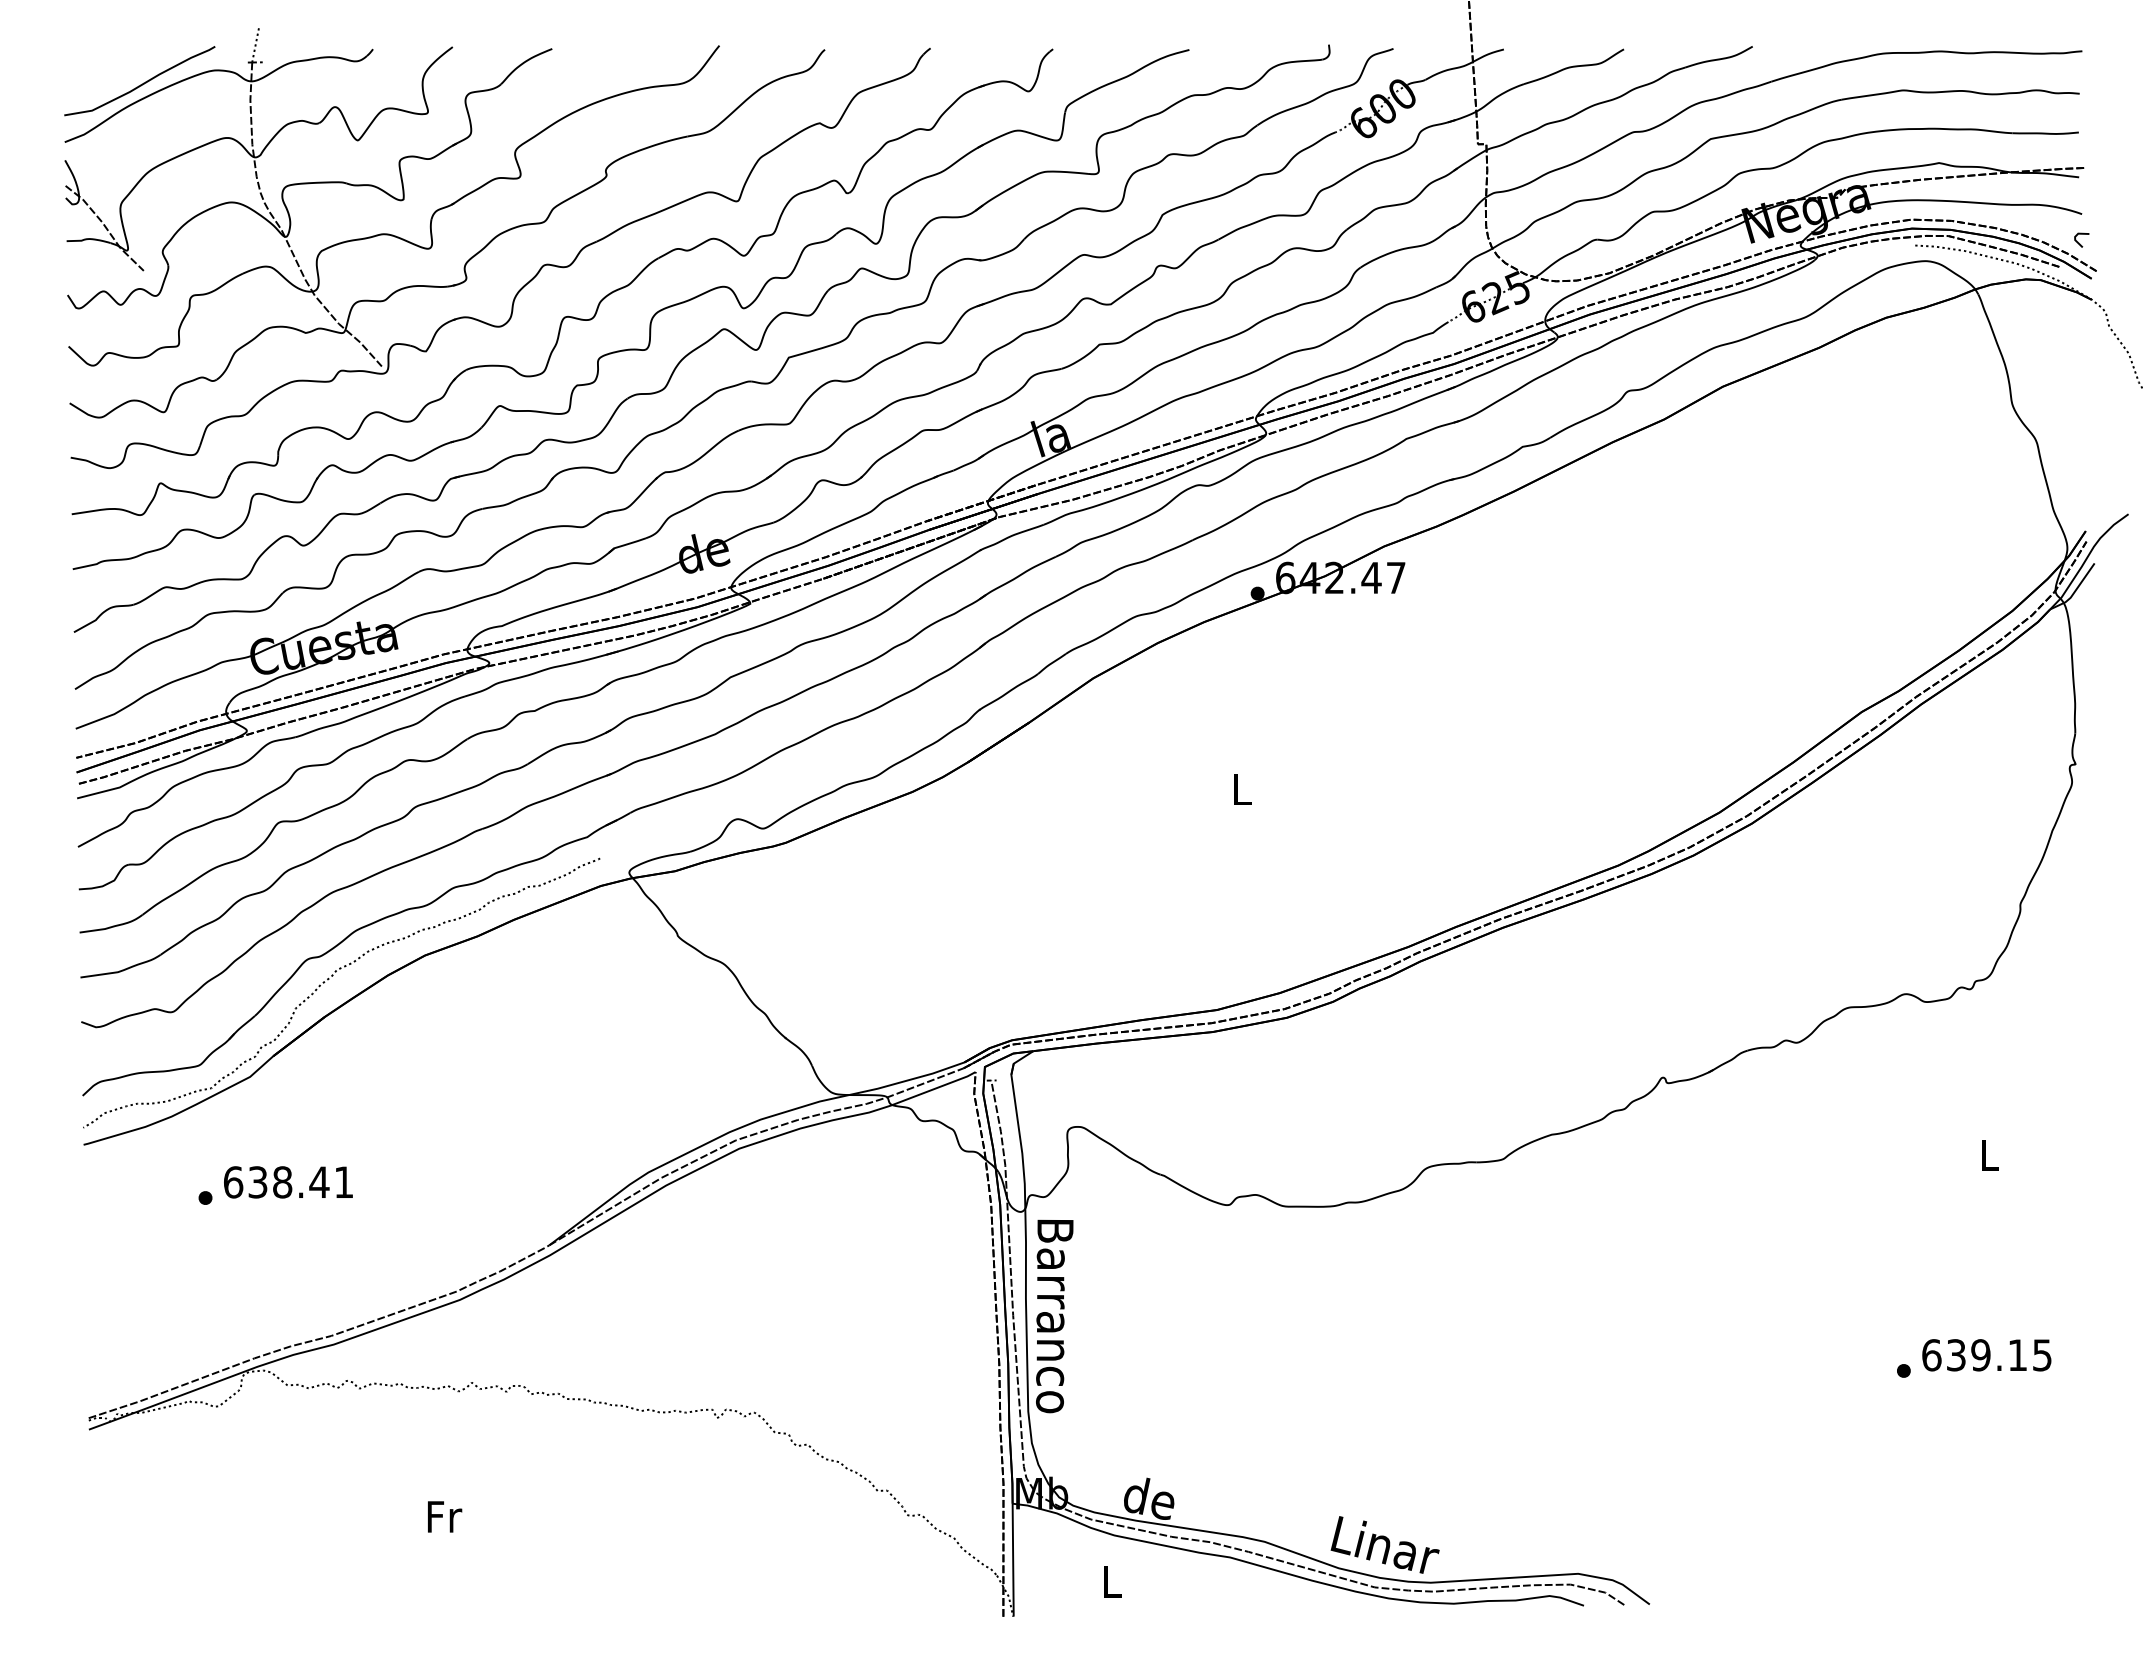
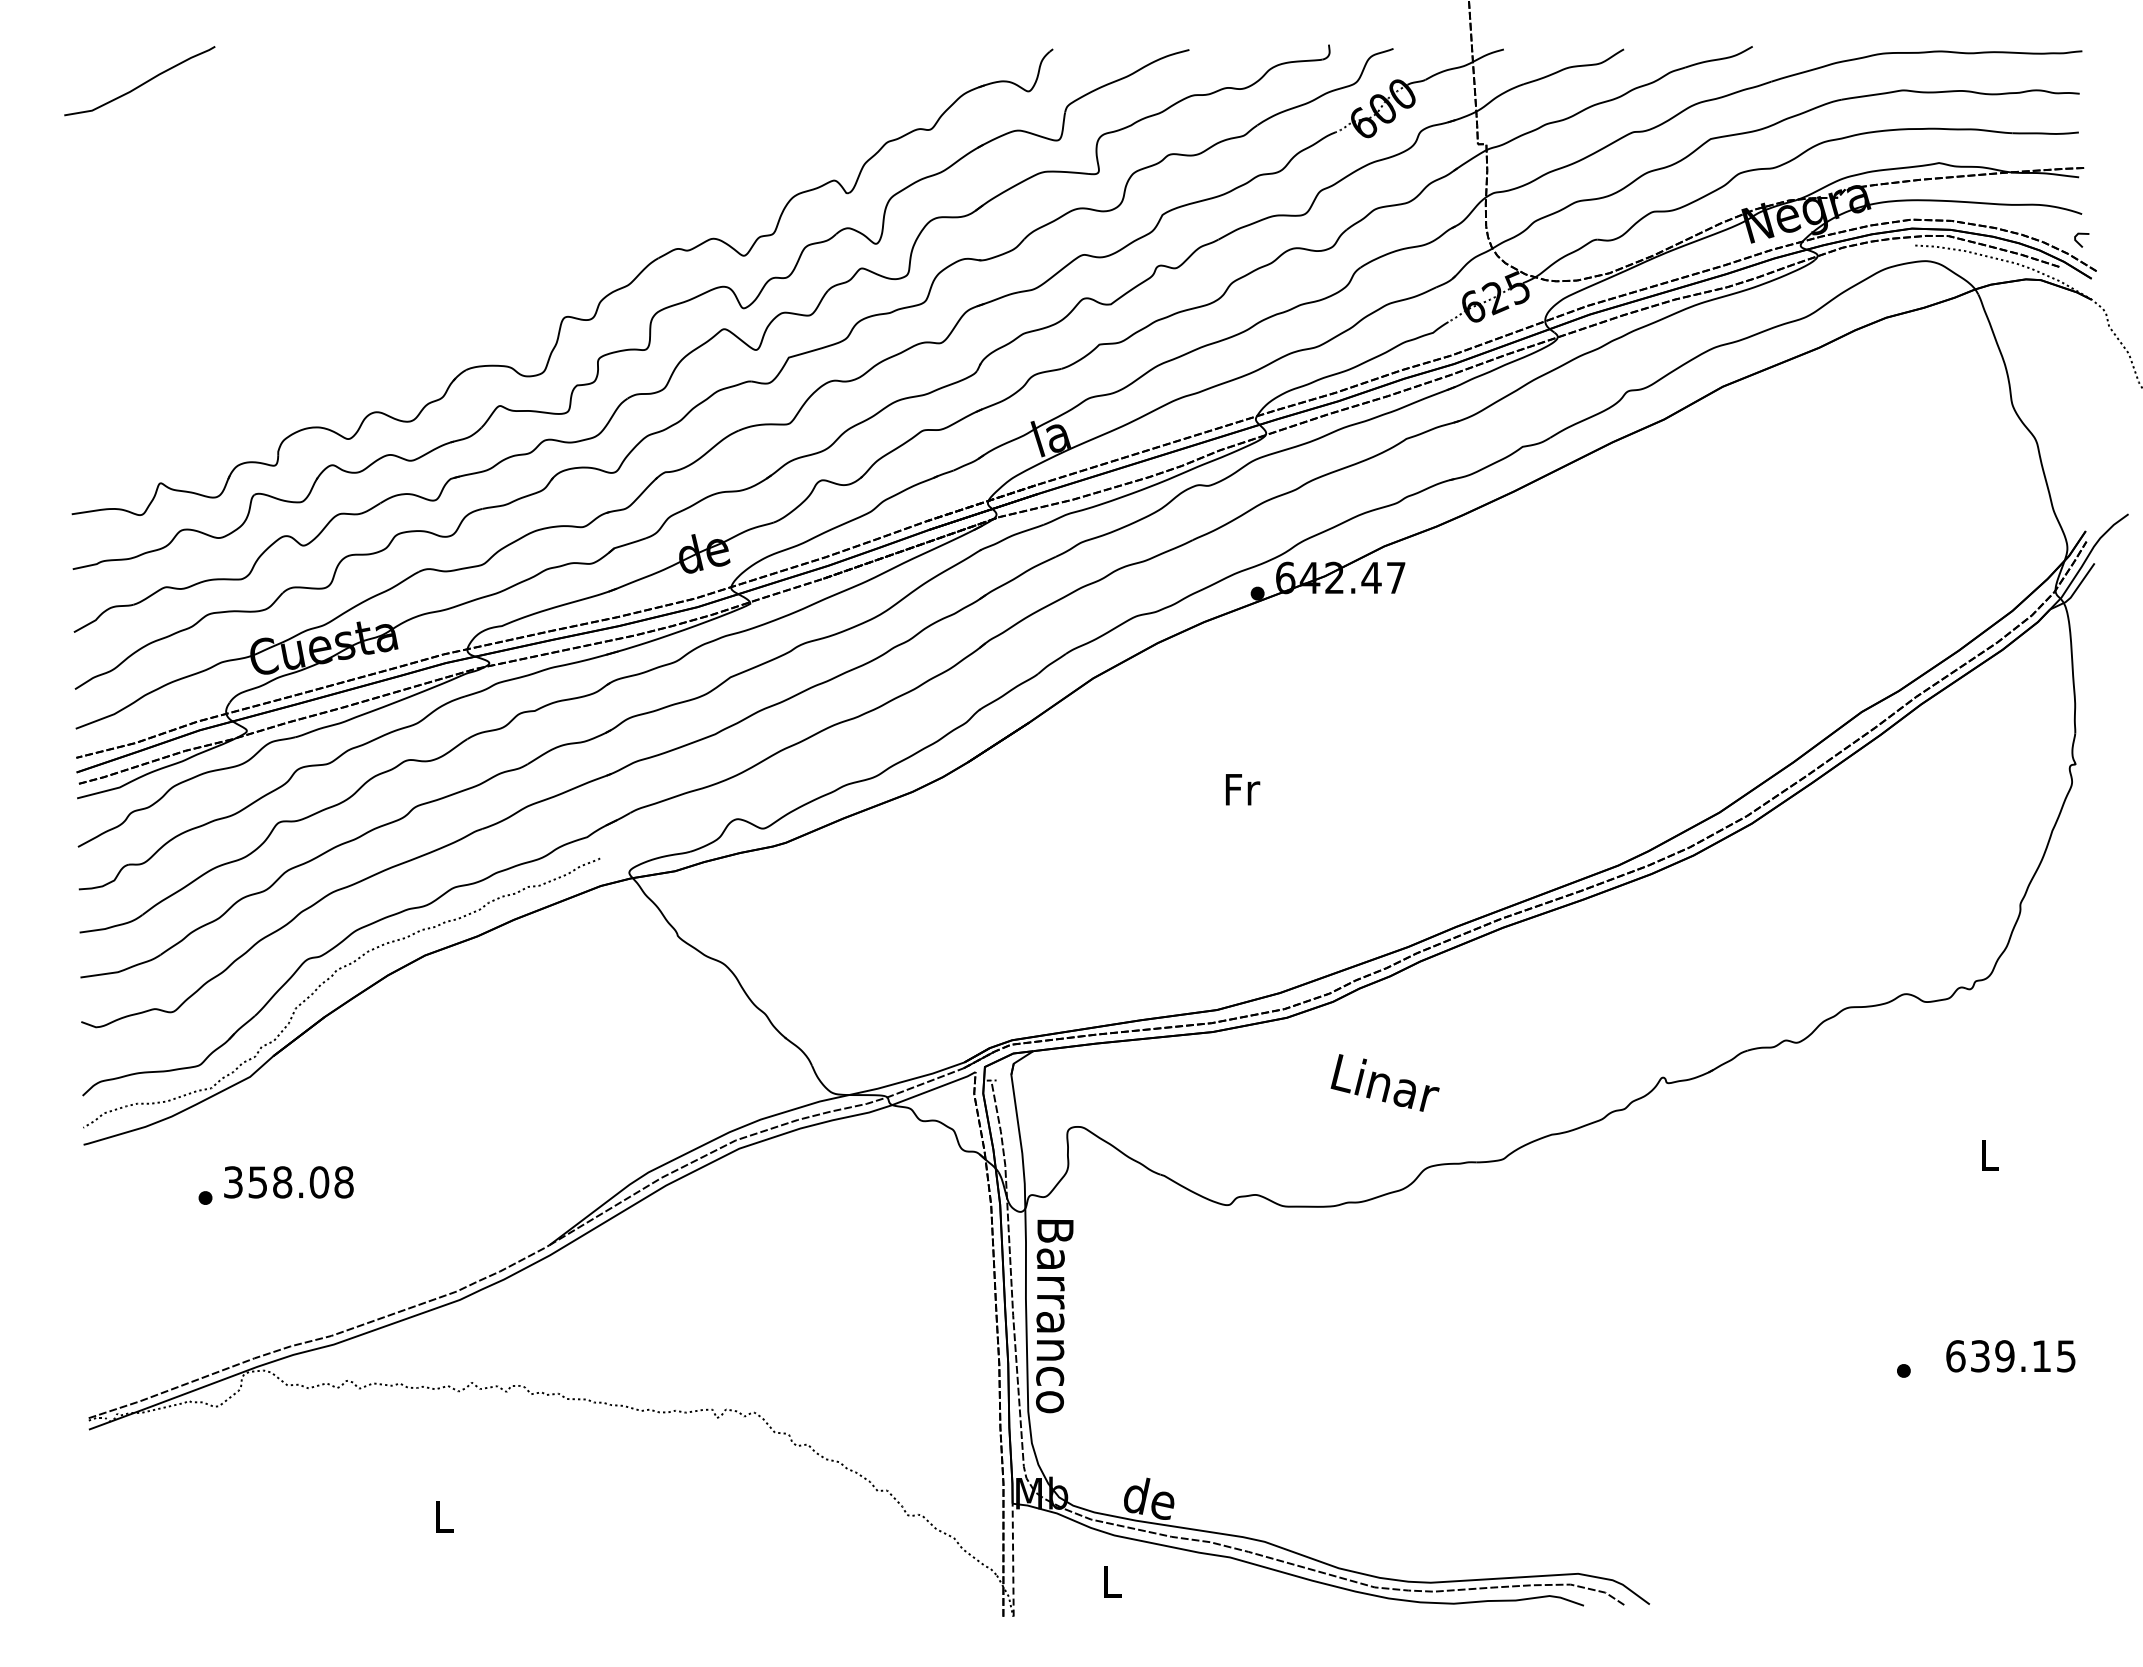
part: present -> none (491, 242)
text: L -> Fr (1242, 789)
text: 638.41 -> 358.08 (288, 1182)
text position: (1986, 1355) -> (2010, 1356) (2010, 1356)
text: Fr -> L (444, 1516)
text position: (1384, 1544) -> (1384, 1082) (1384, 1082)
line: solid -> dashed (1013, 1559)
